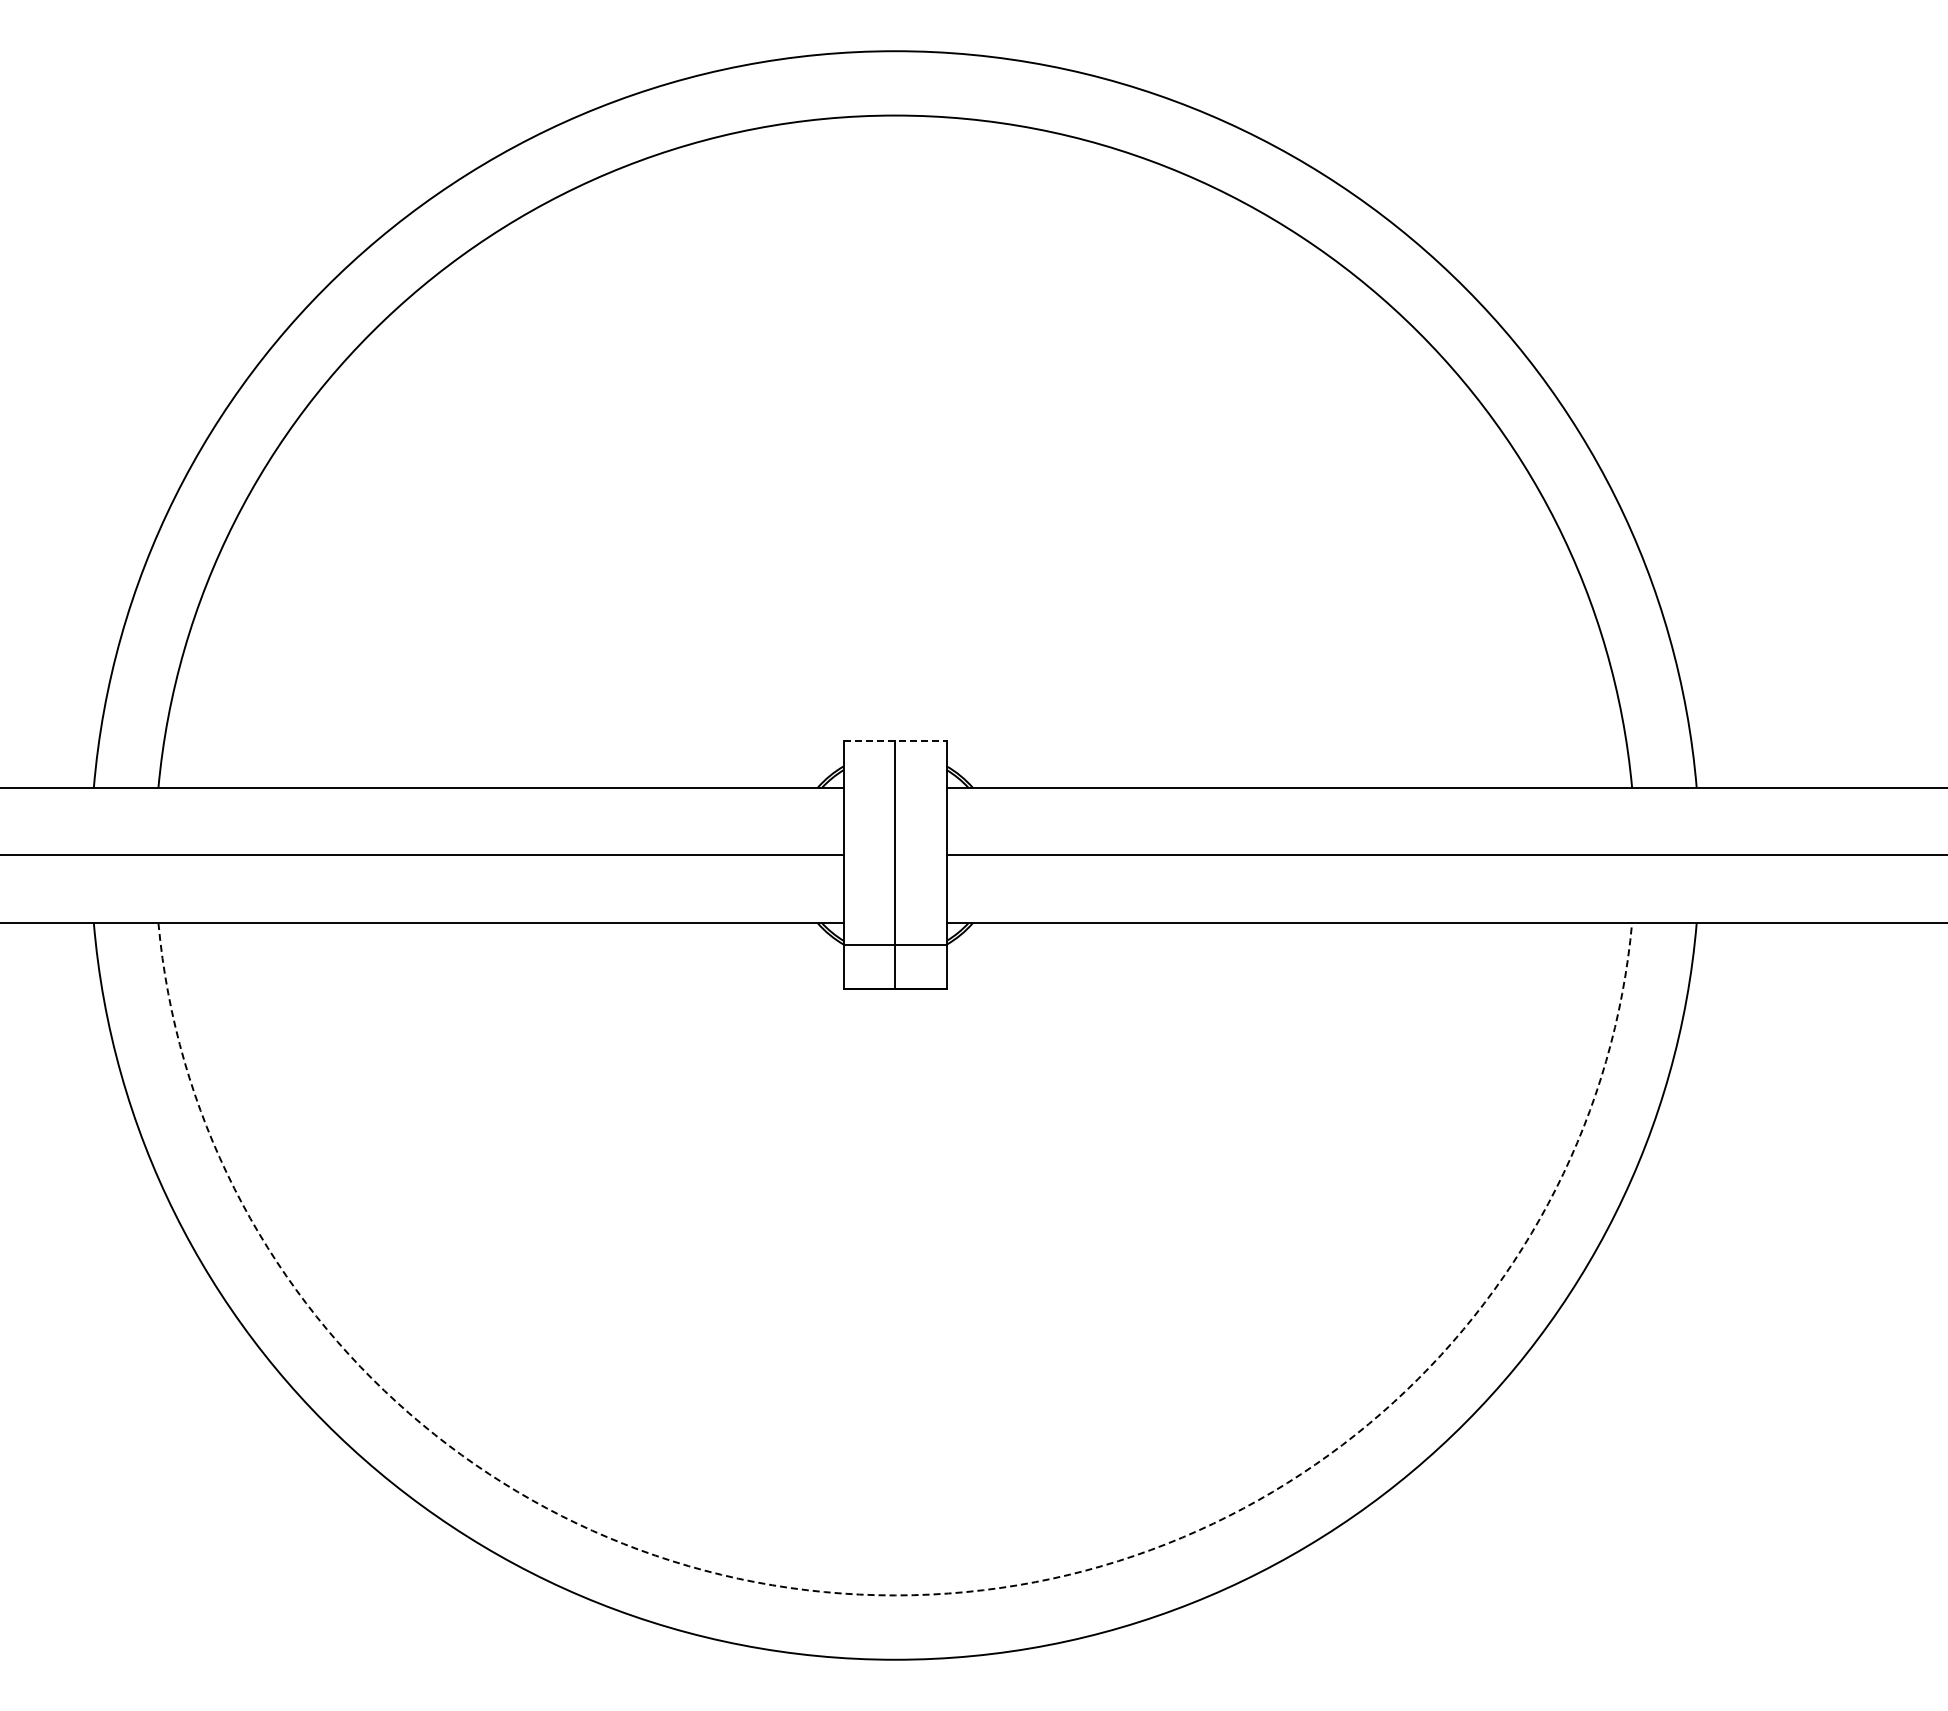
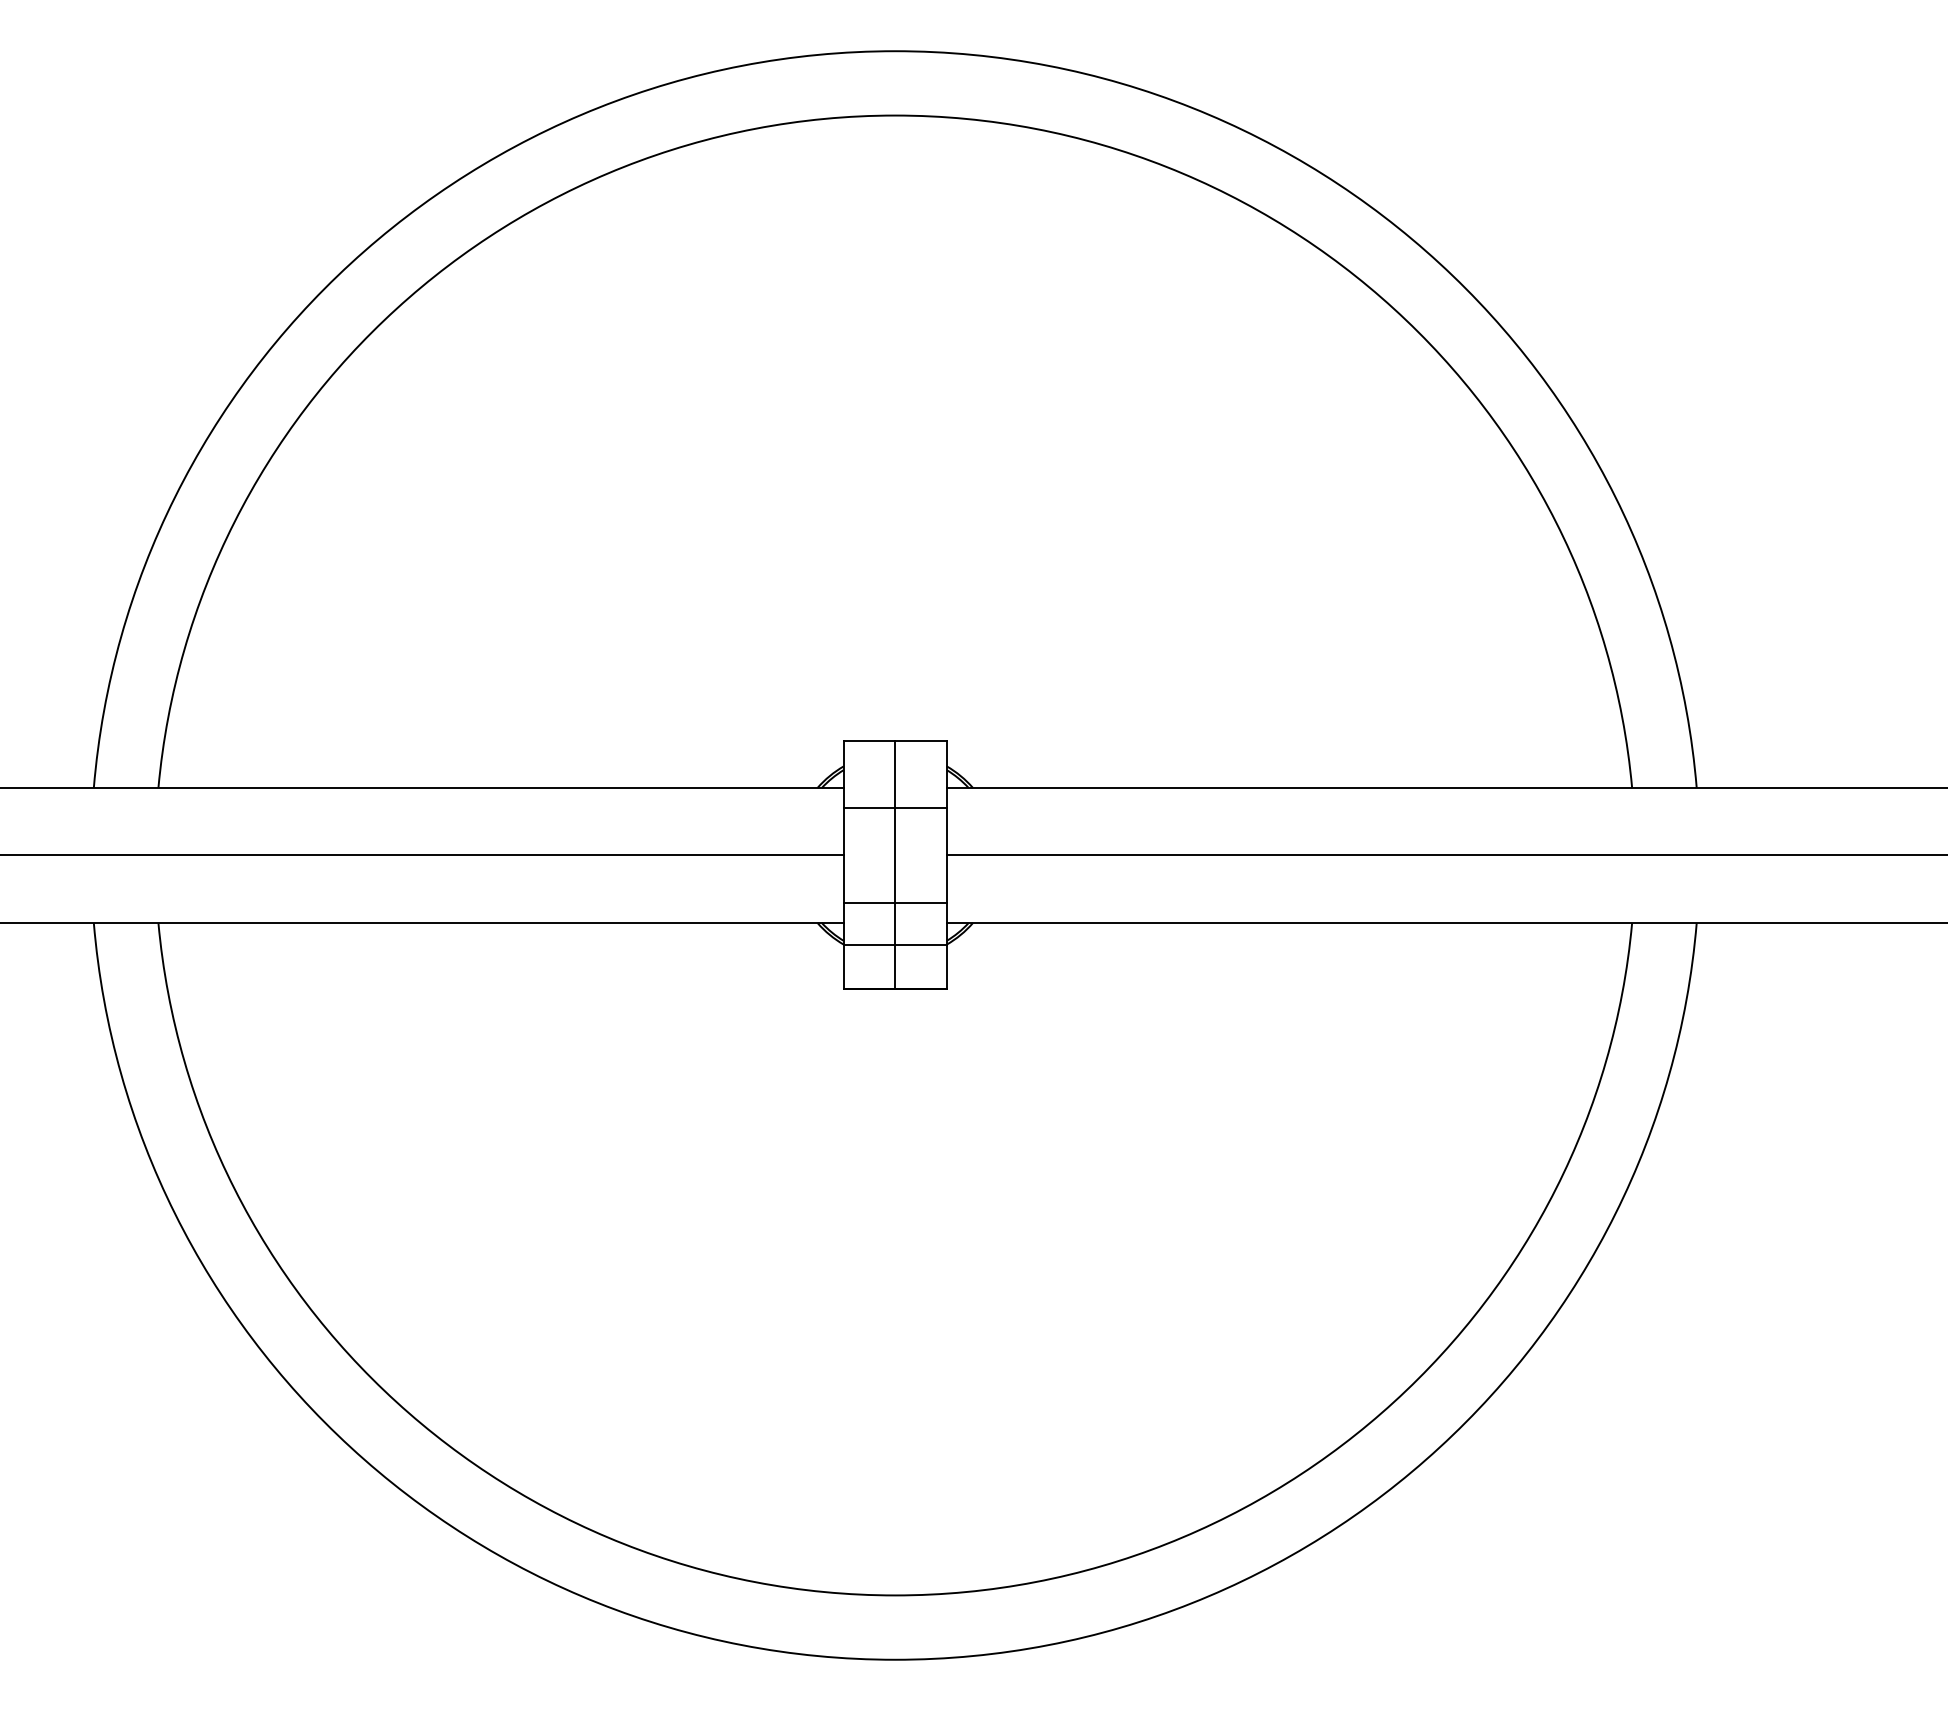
line: dashed -> solid (895, 741)
line: none -> present (894, 808)
line: none -> present (894, 902)
arc: dashed -> solid (895, 1595)
